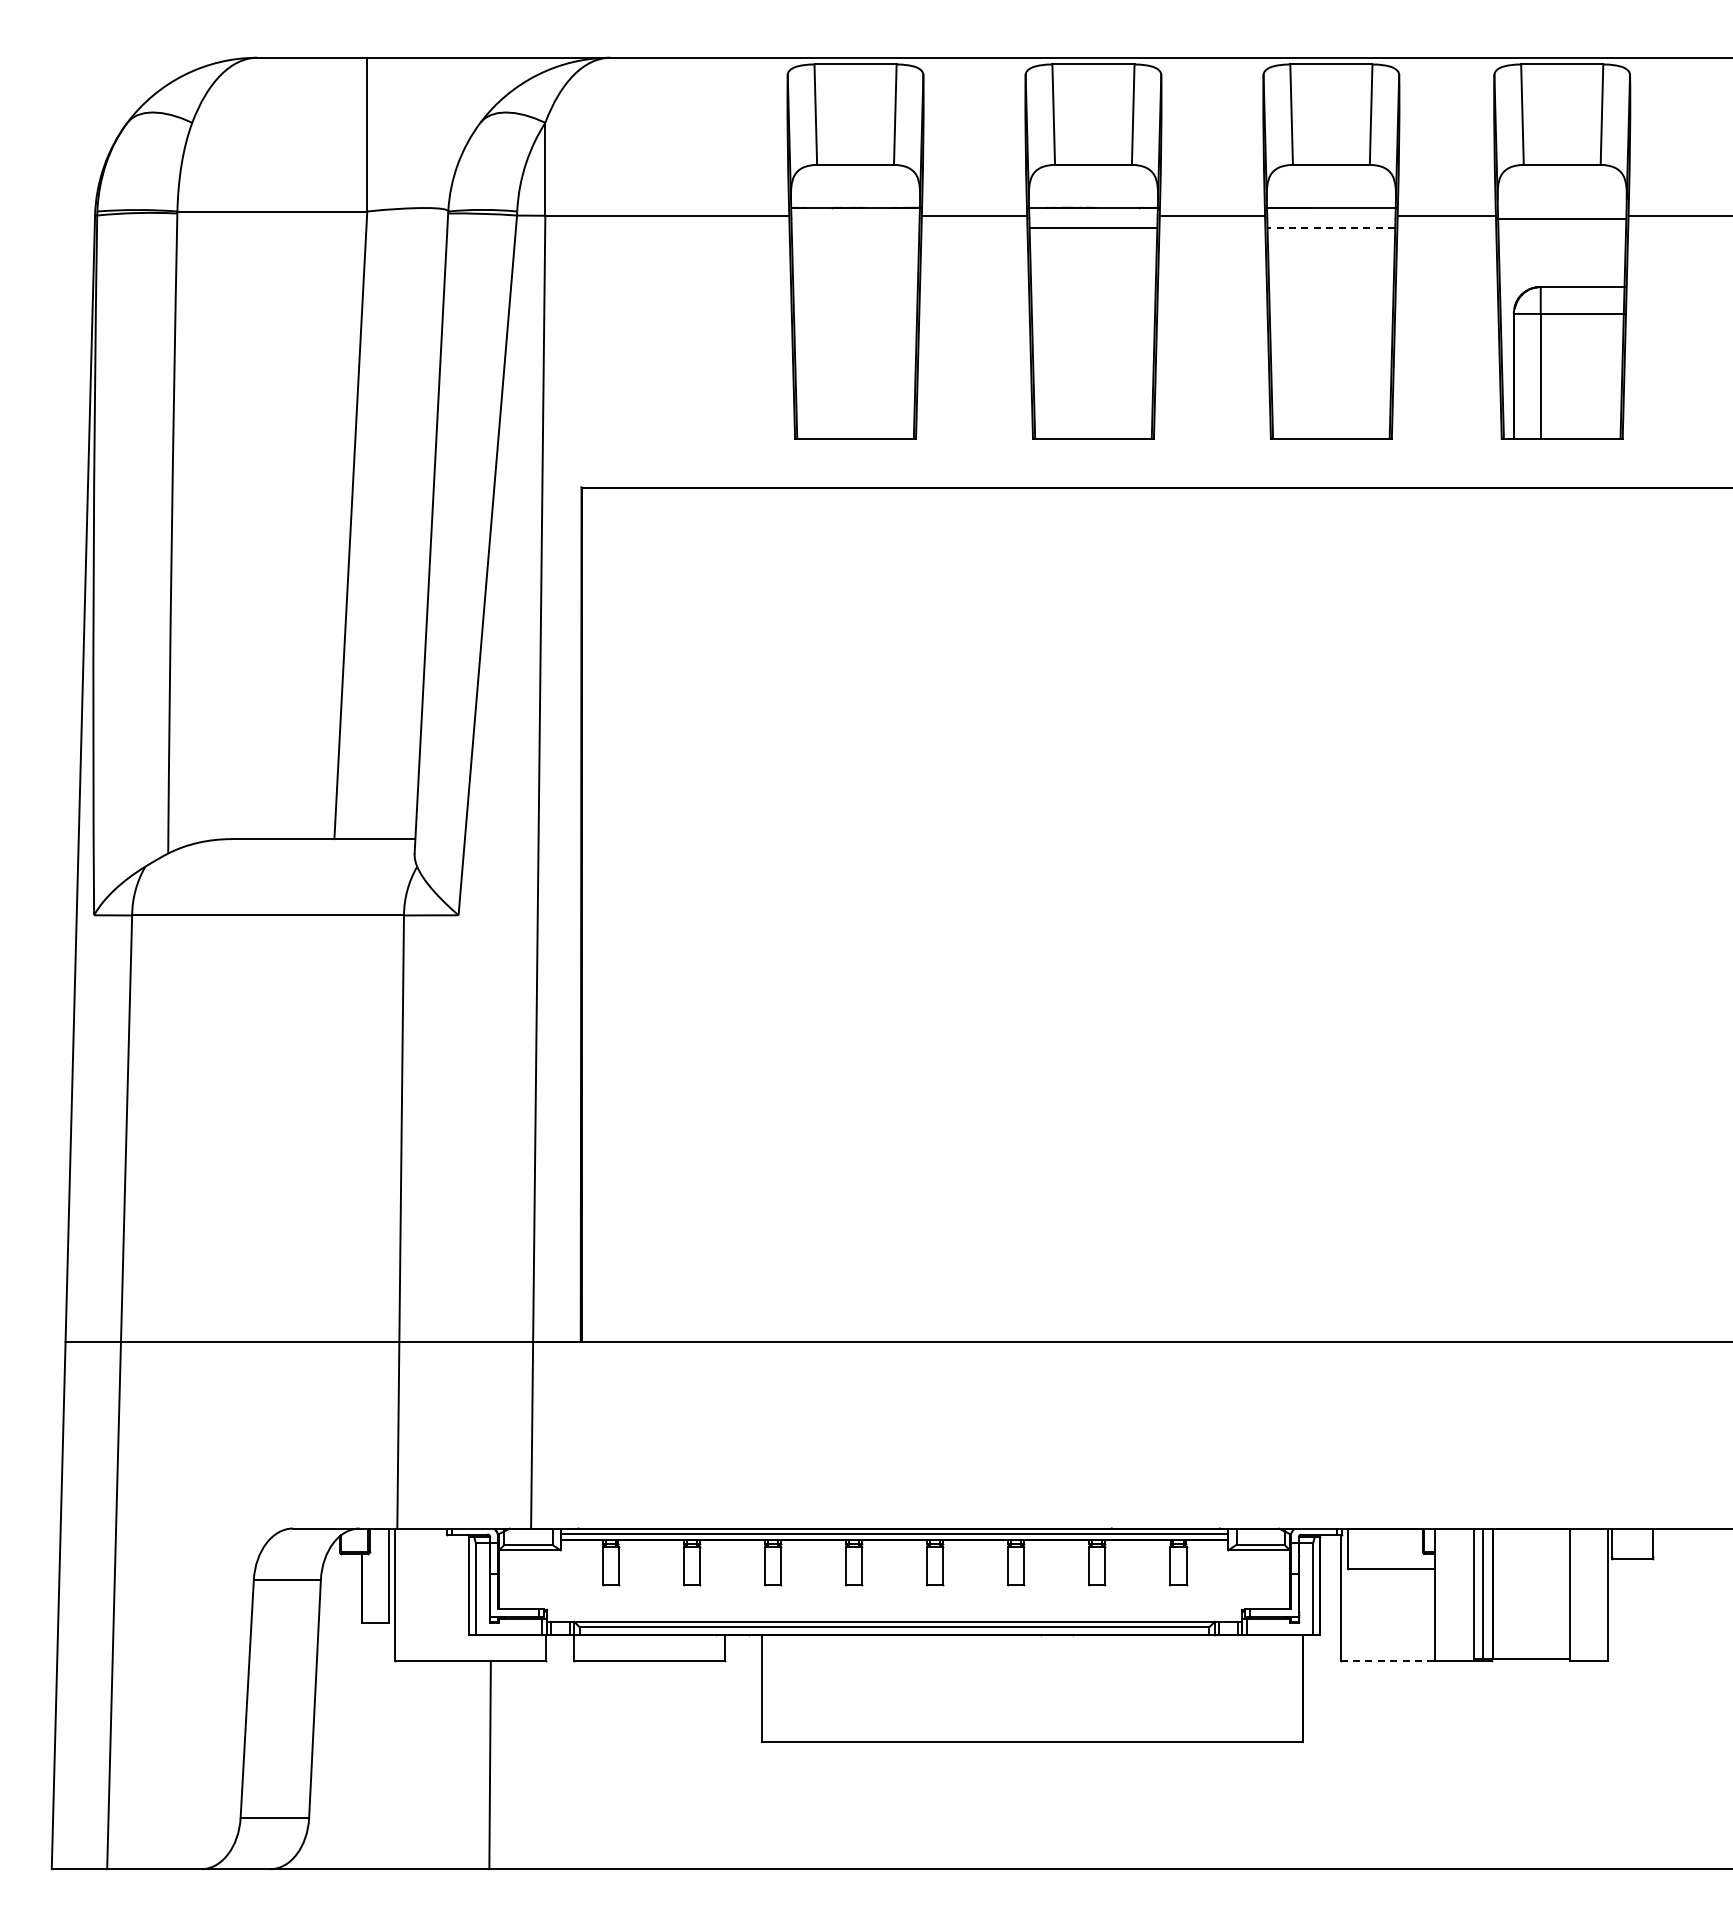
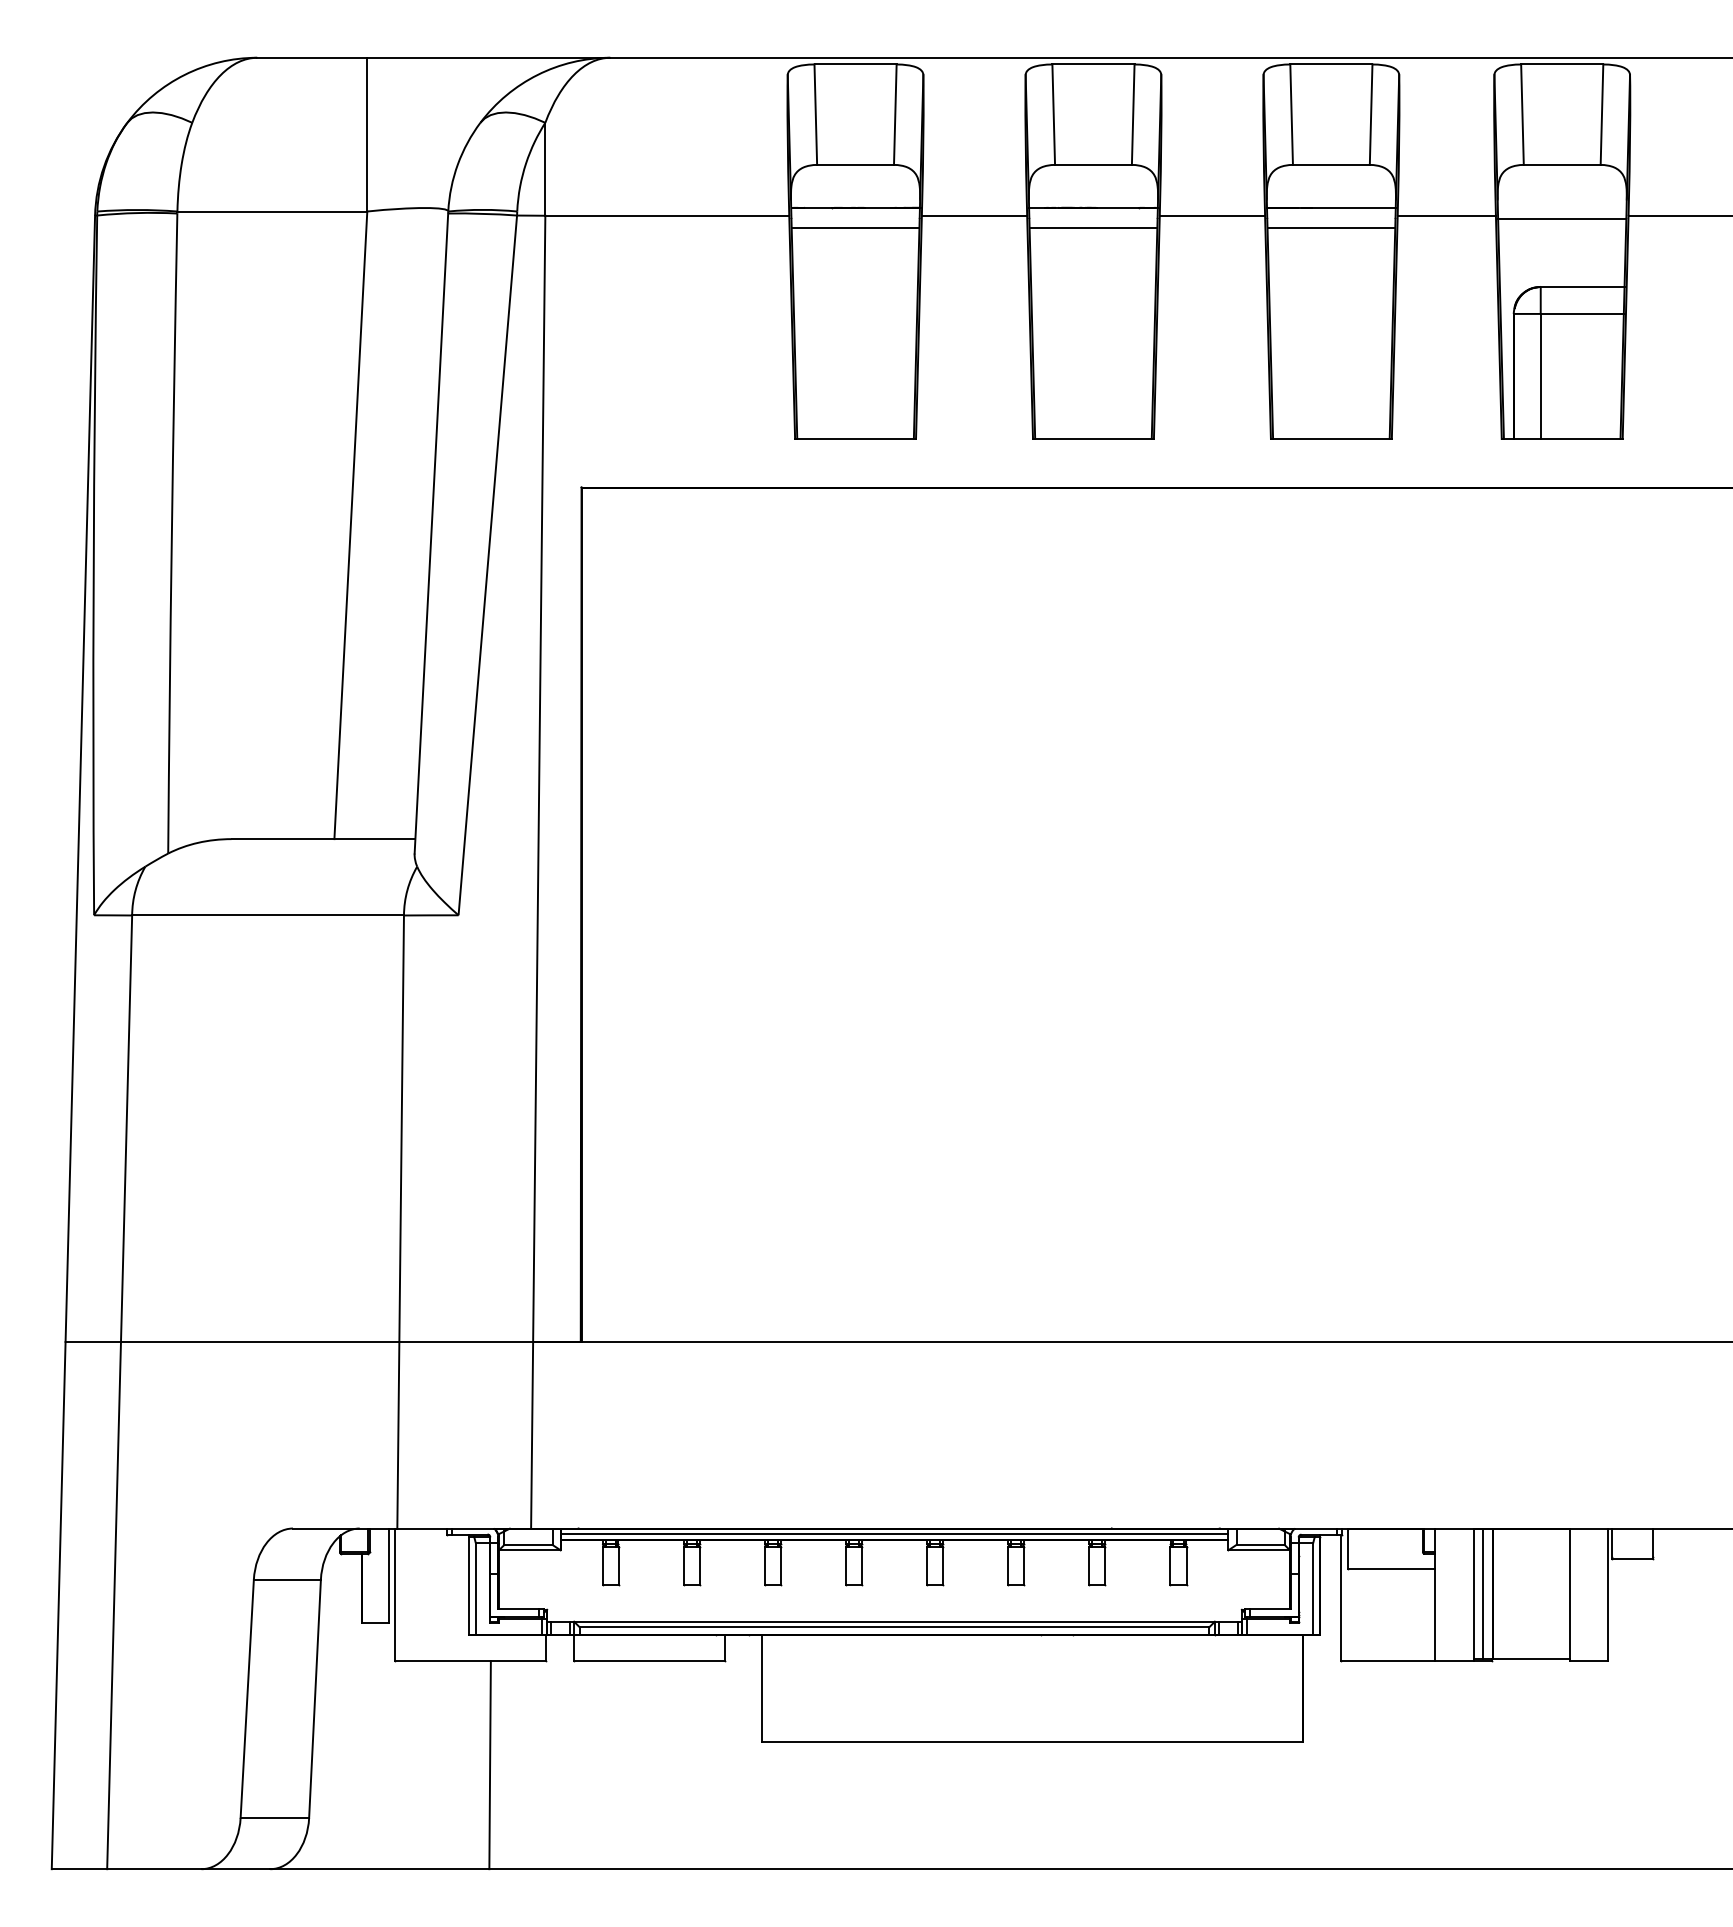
line: none -> present (855, 228)
line: dashed -> solid (1331, 228)
line: dashed -> solid (1388, 1661)
